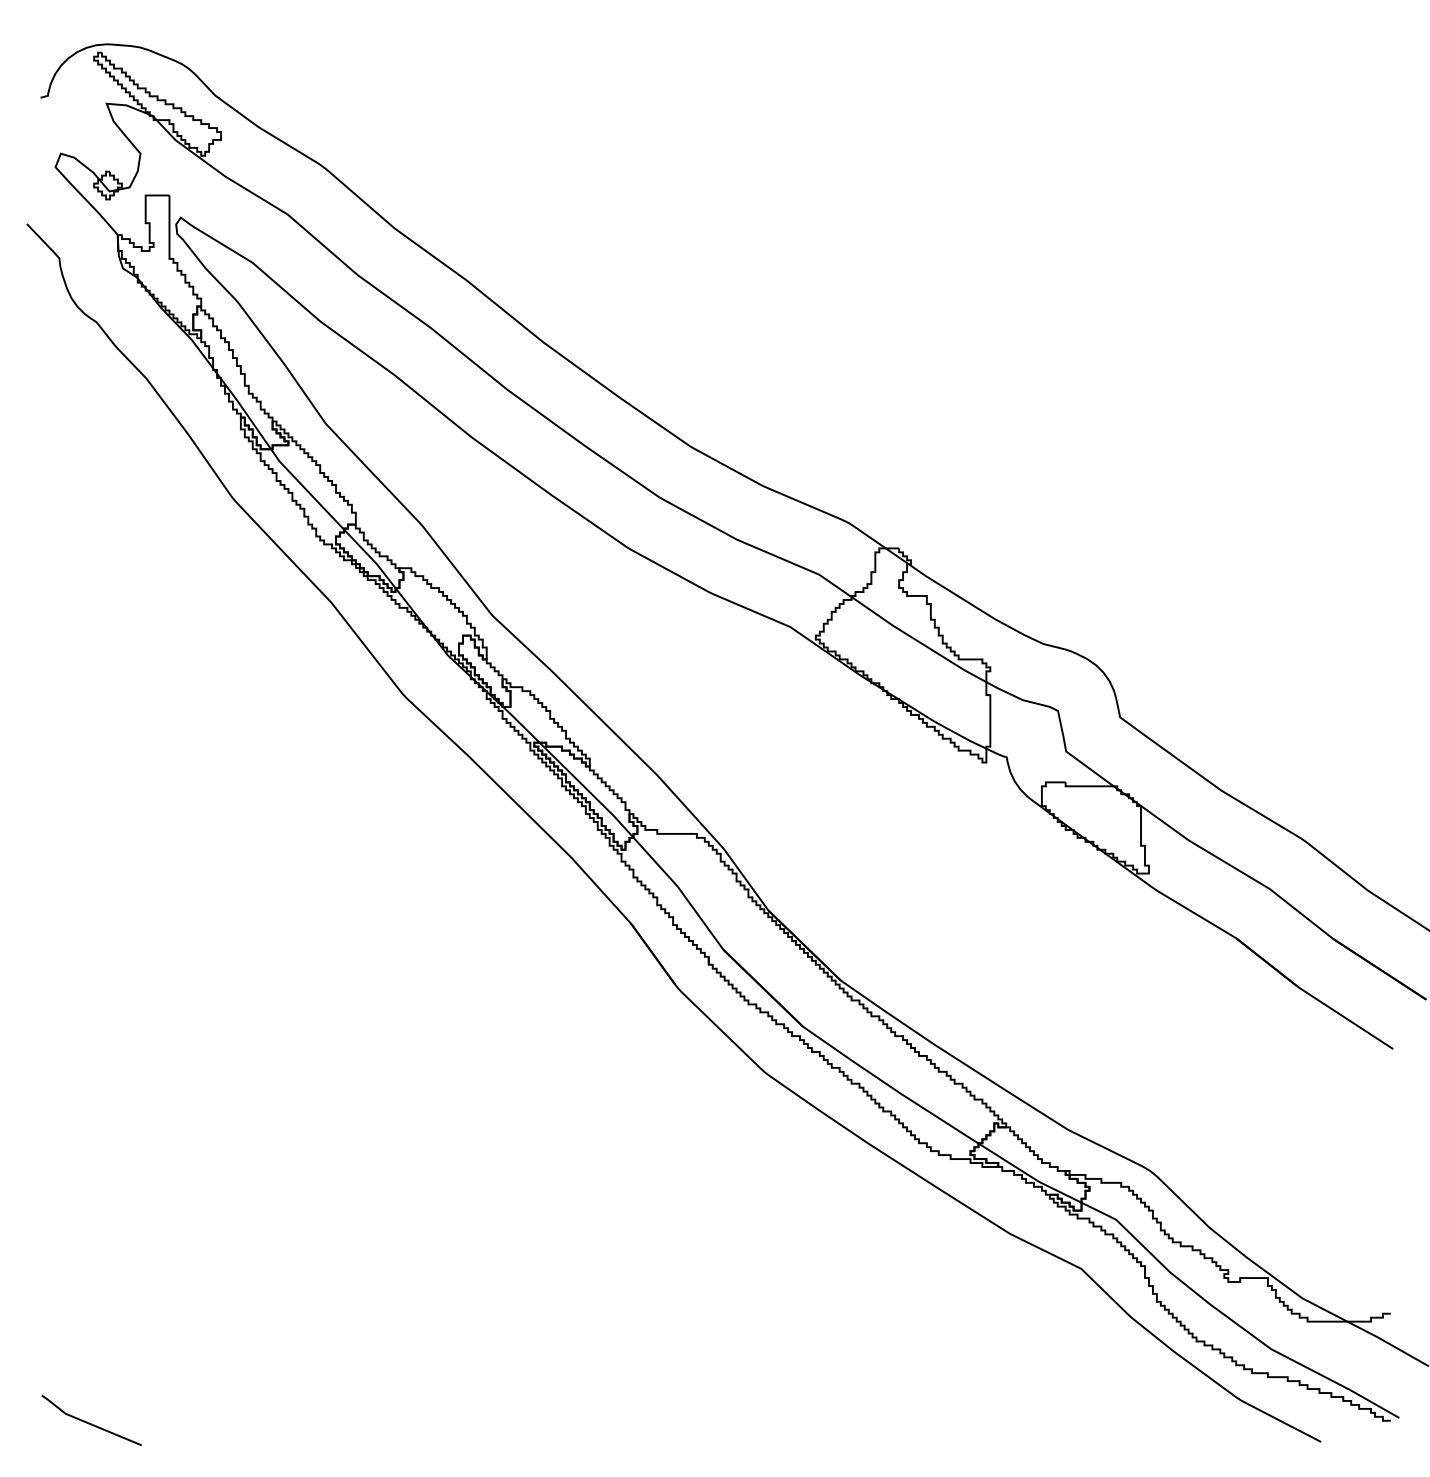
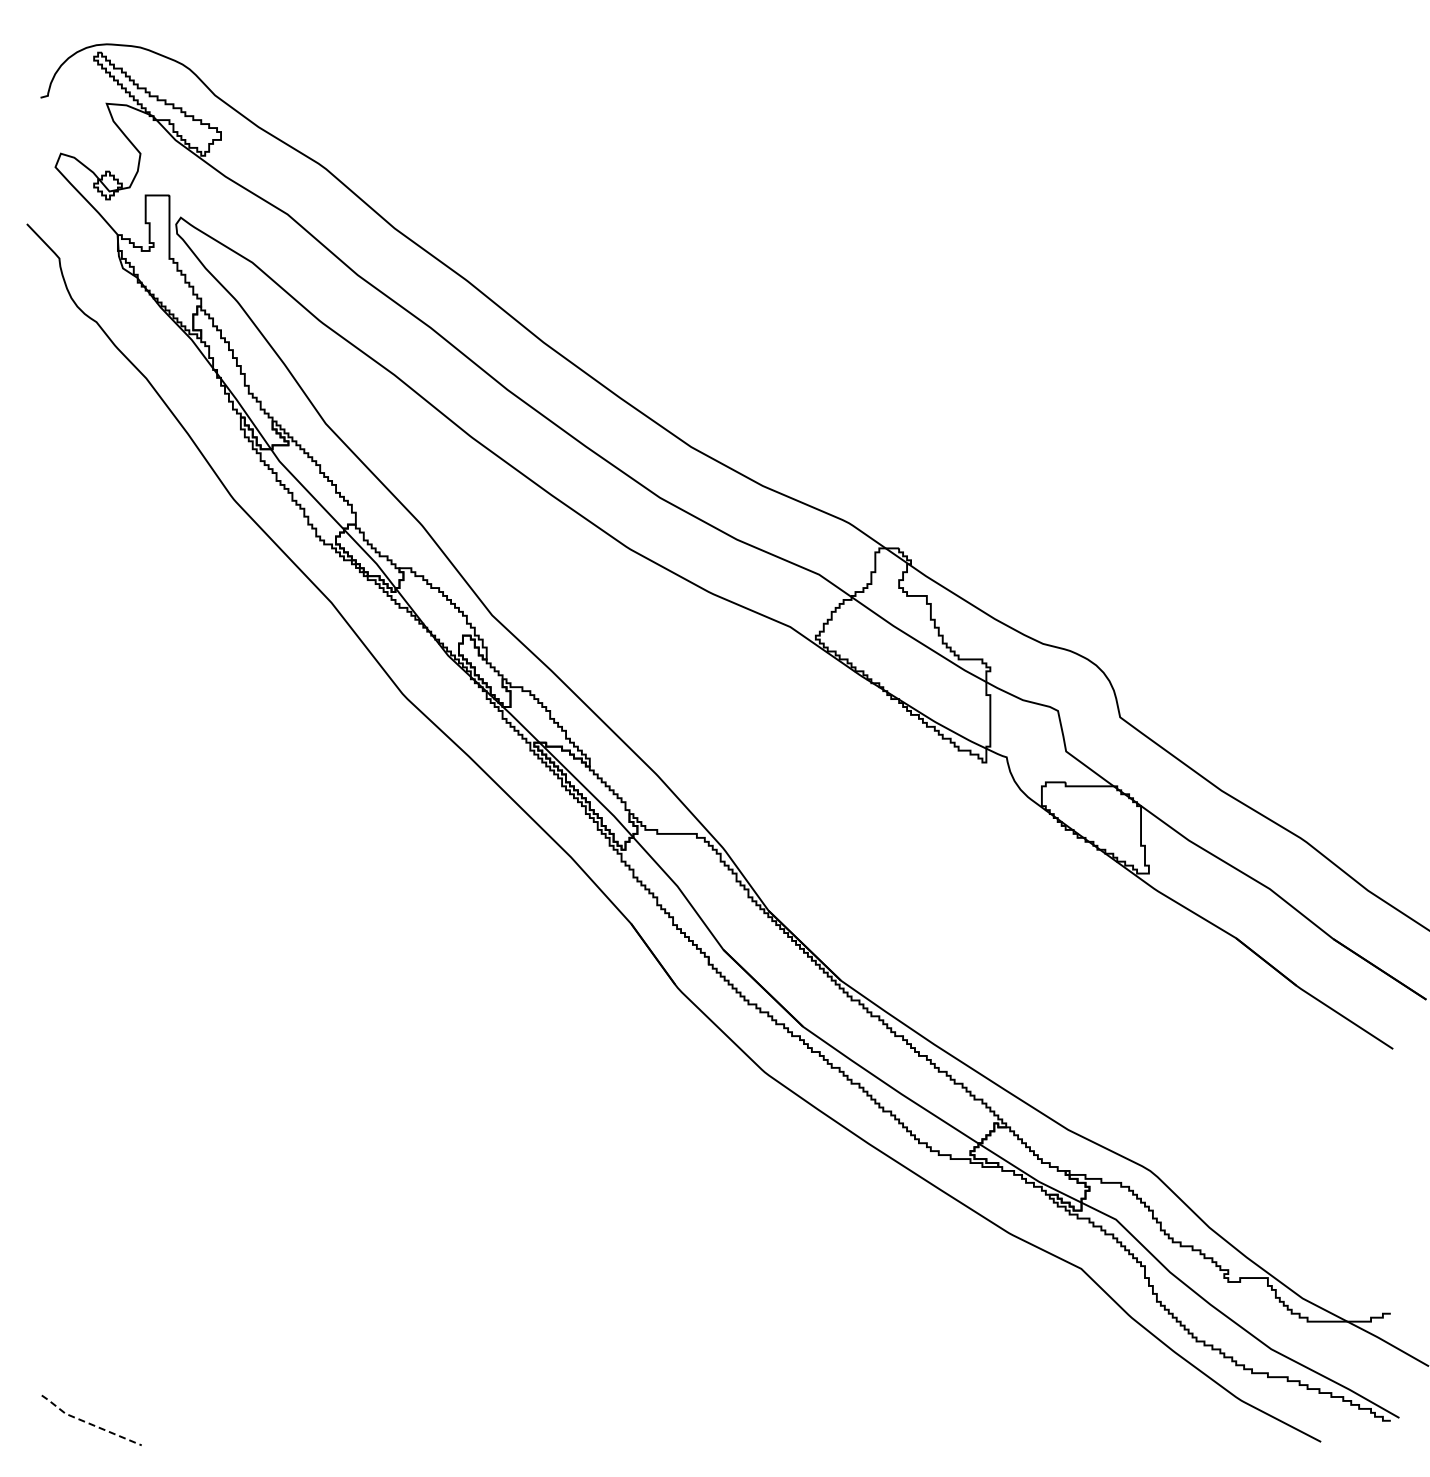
line: solid -> dashed (88, 1423)
